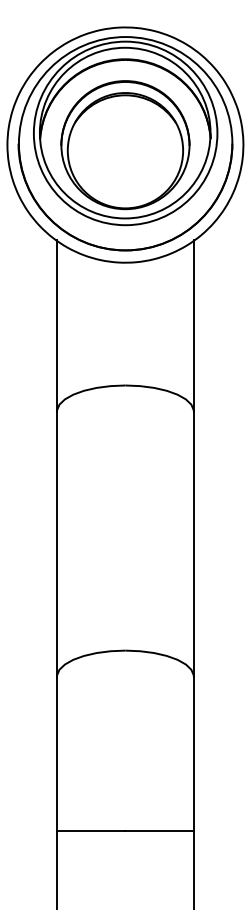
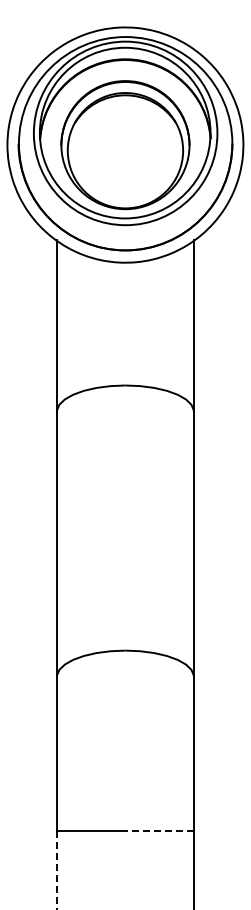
line: solid -> dashed (159, 830)
line: solid -> dashed (57, 870)
